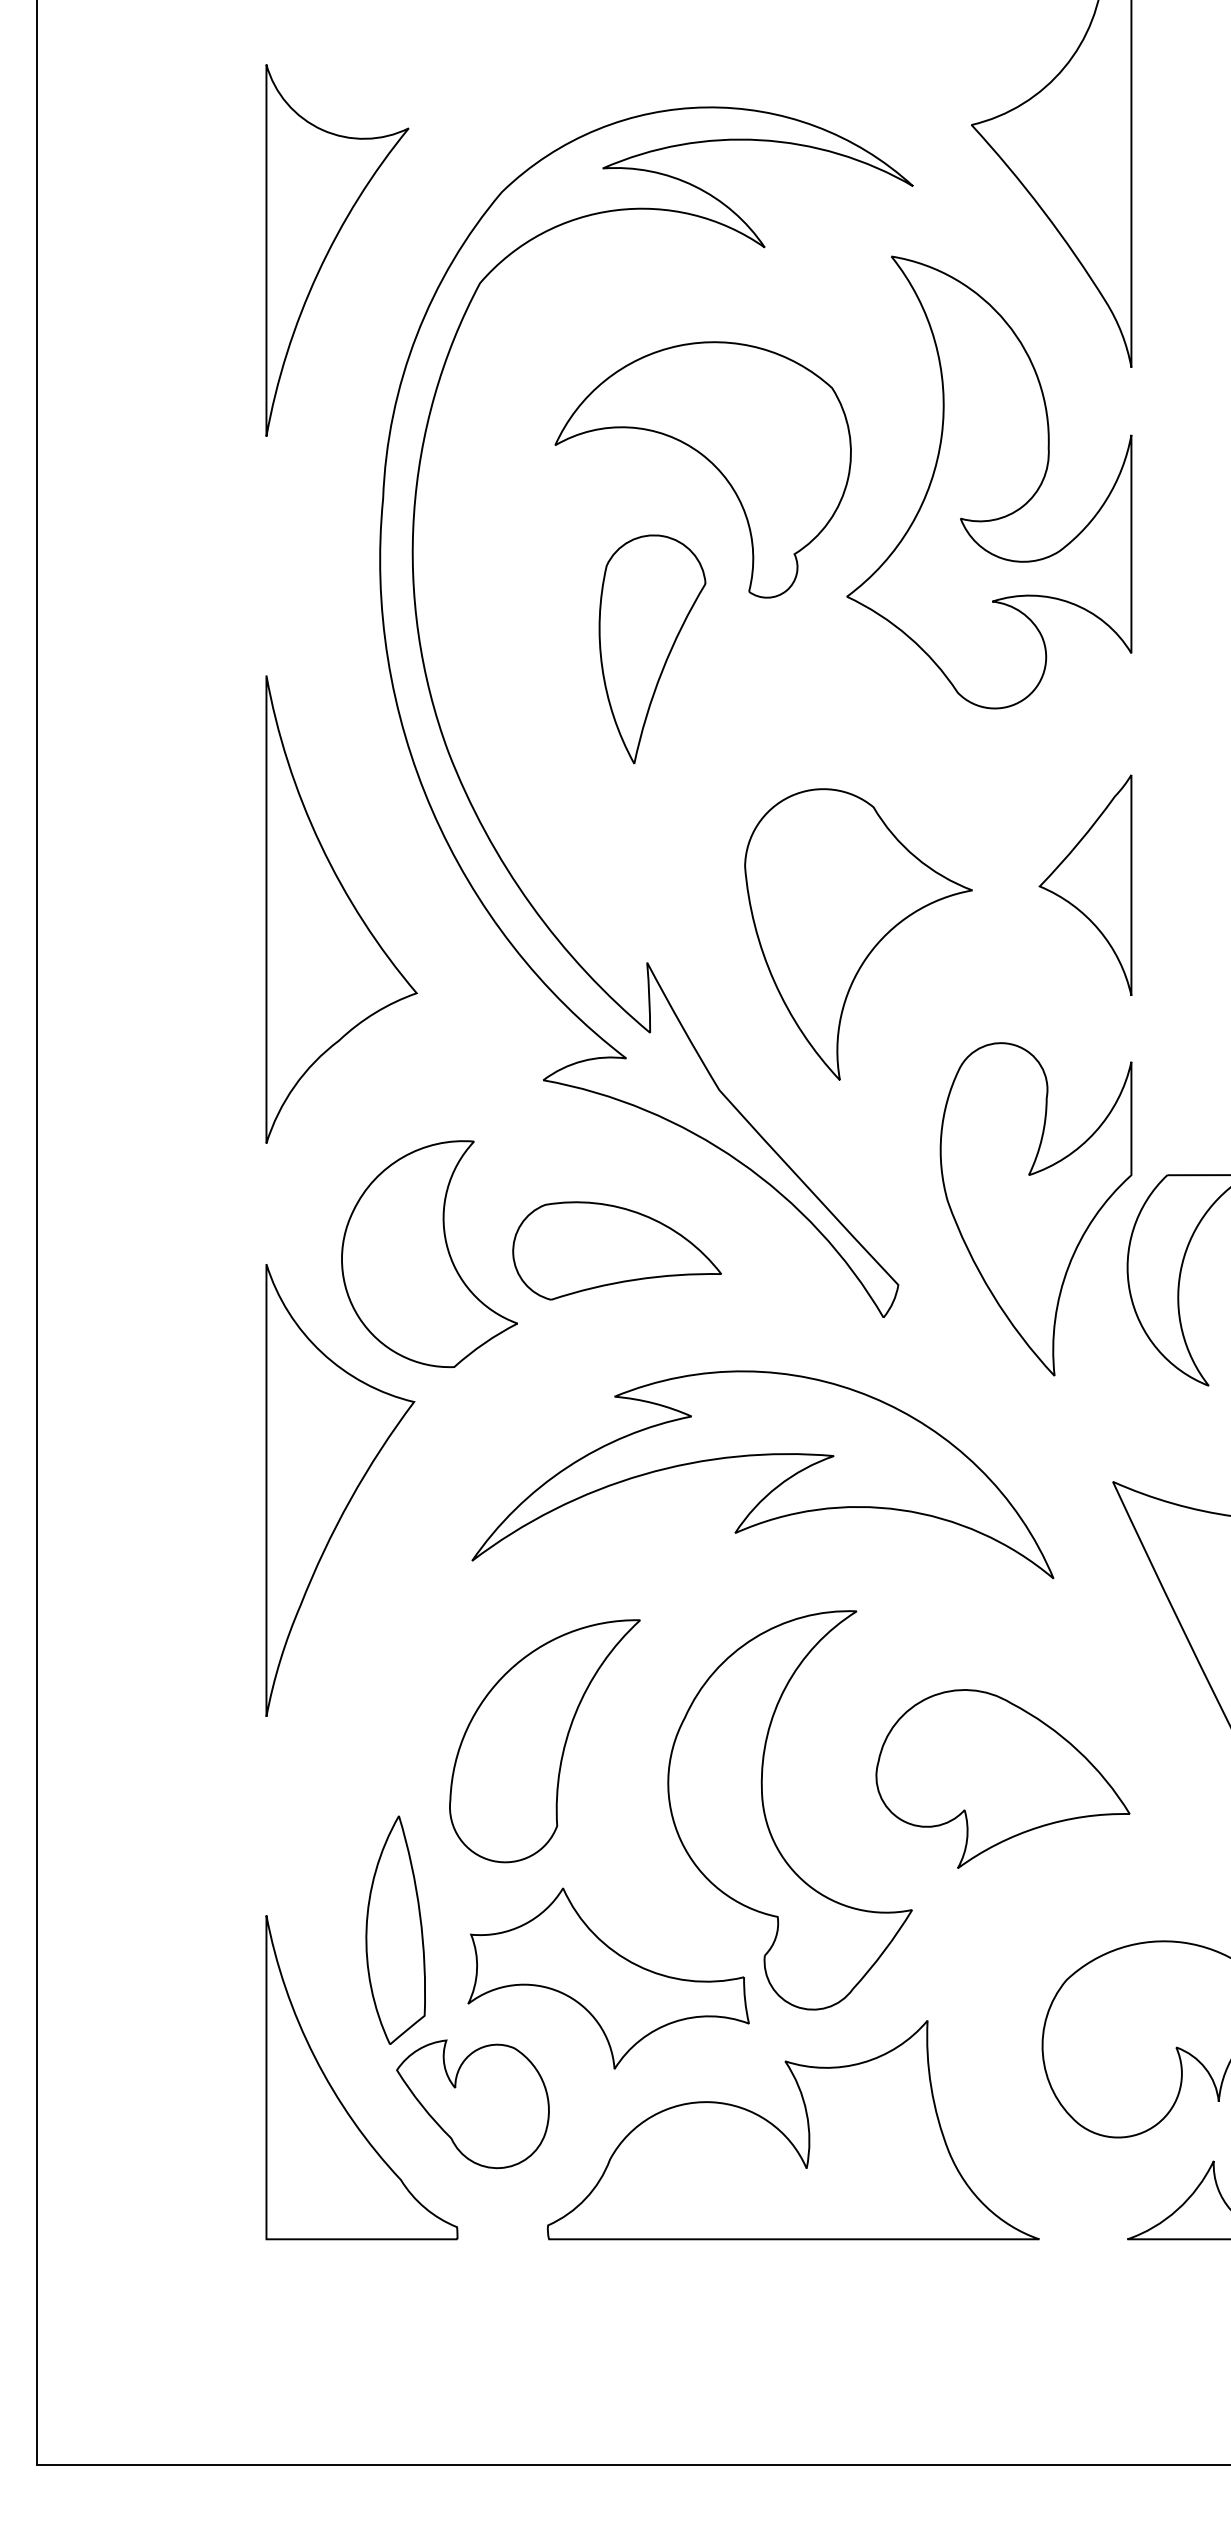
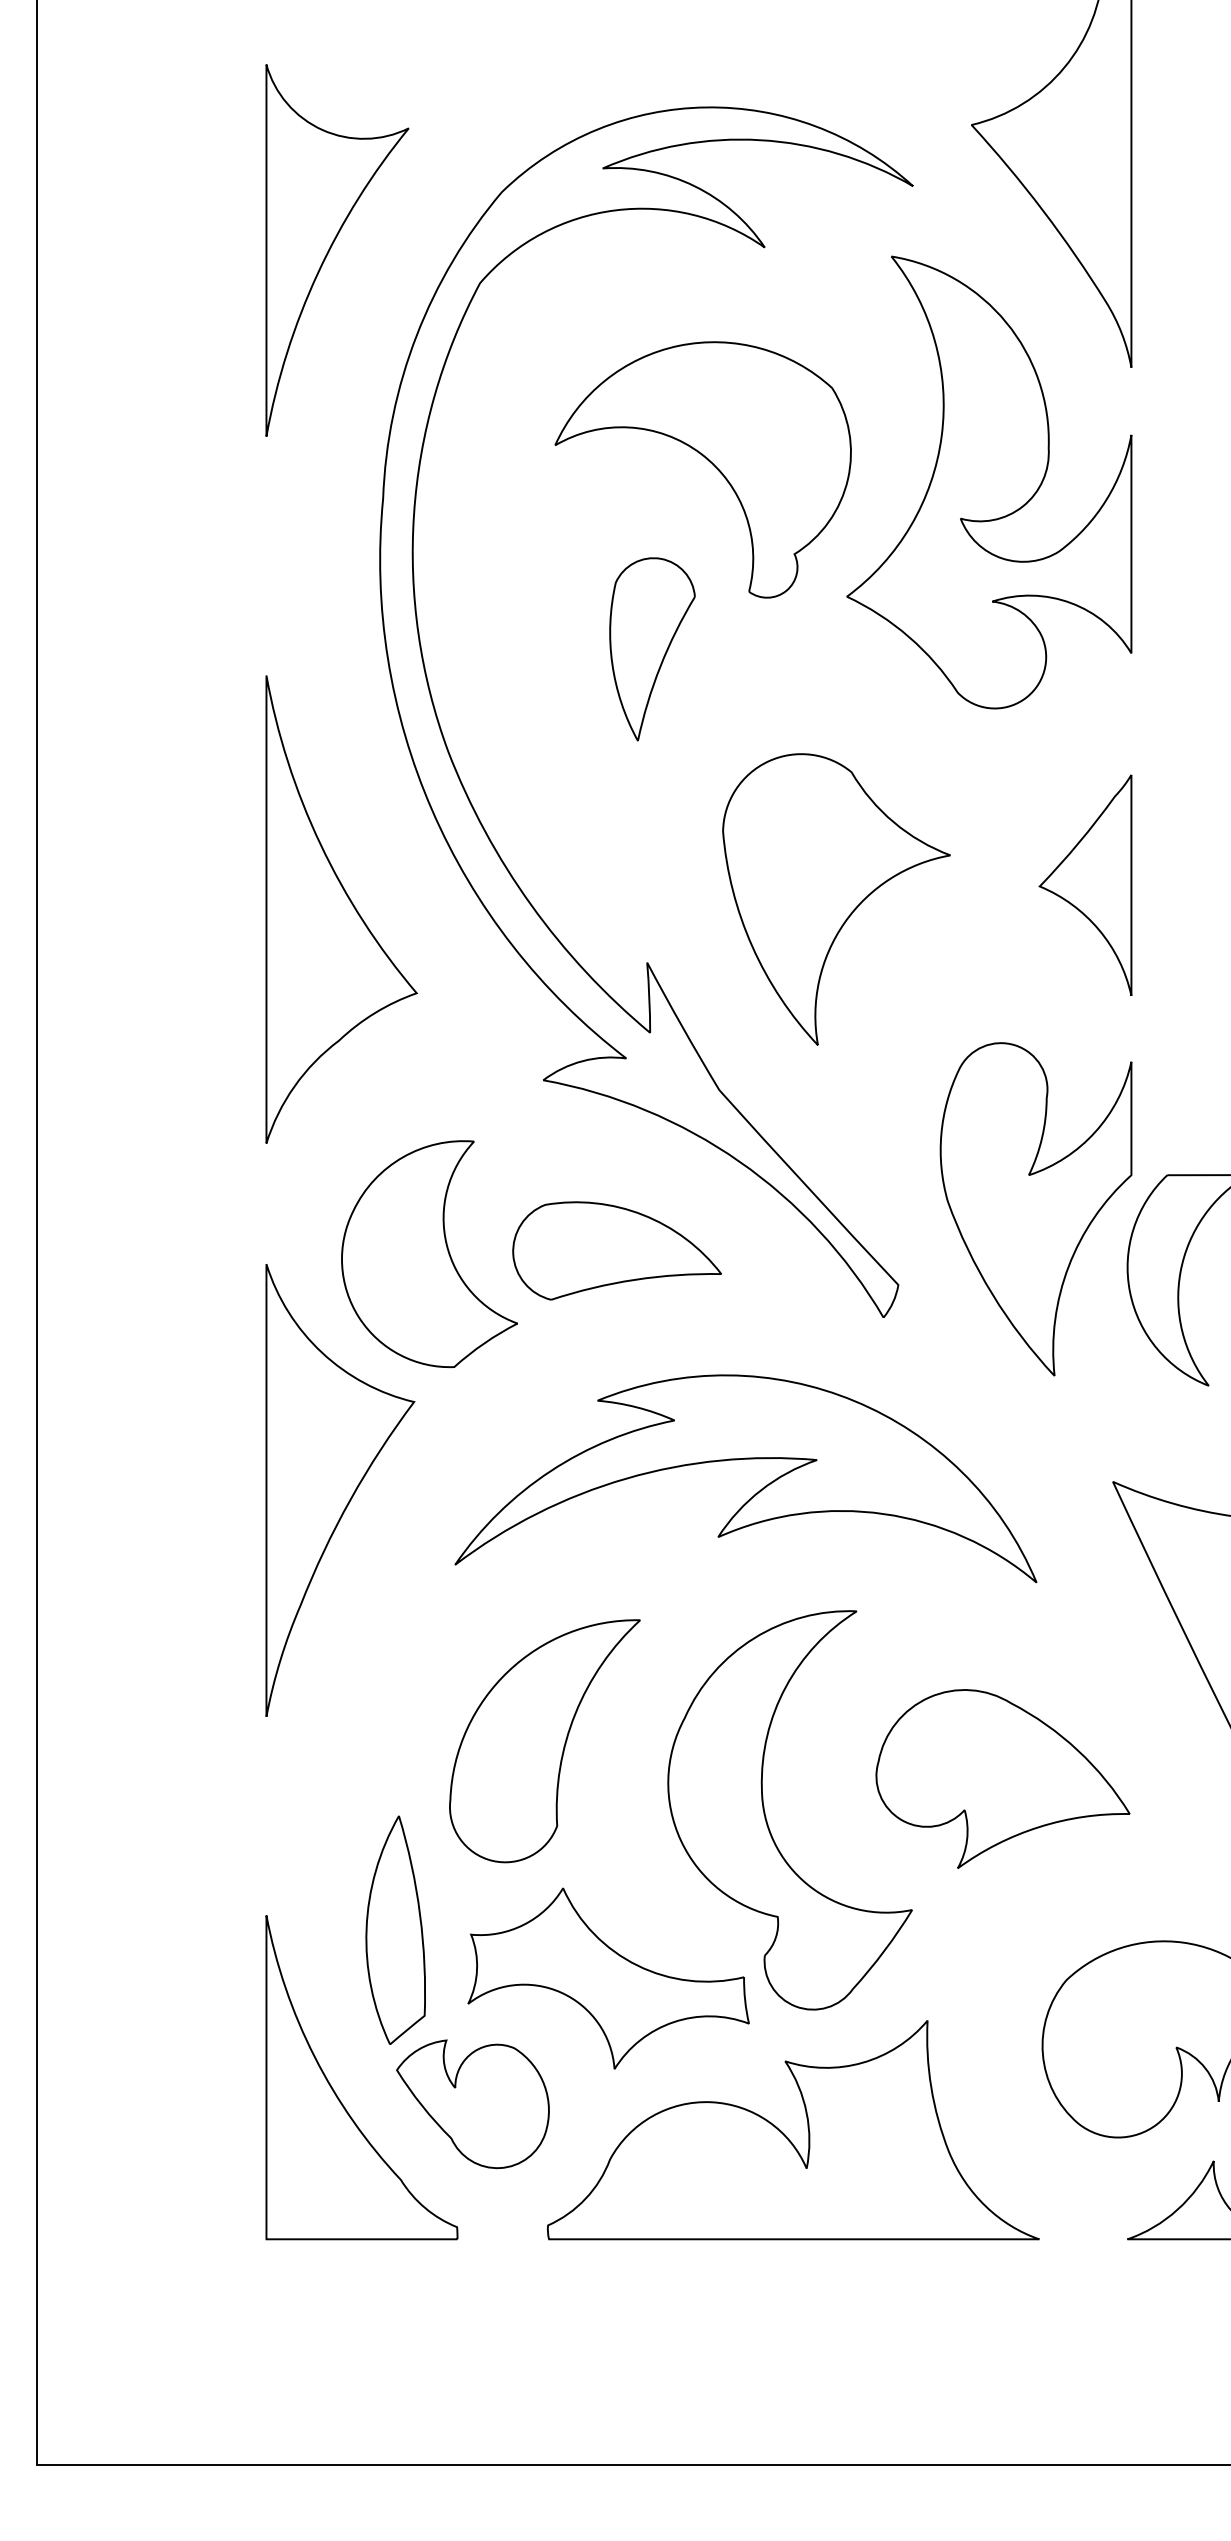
part size: 109x231 px -> 87x185 px (652, 649)
part position: (858, 934) -> (836, 899) (836, 899)
part position: (773, 1488) -> (756, 1492) (756, 1492)
